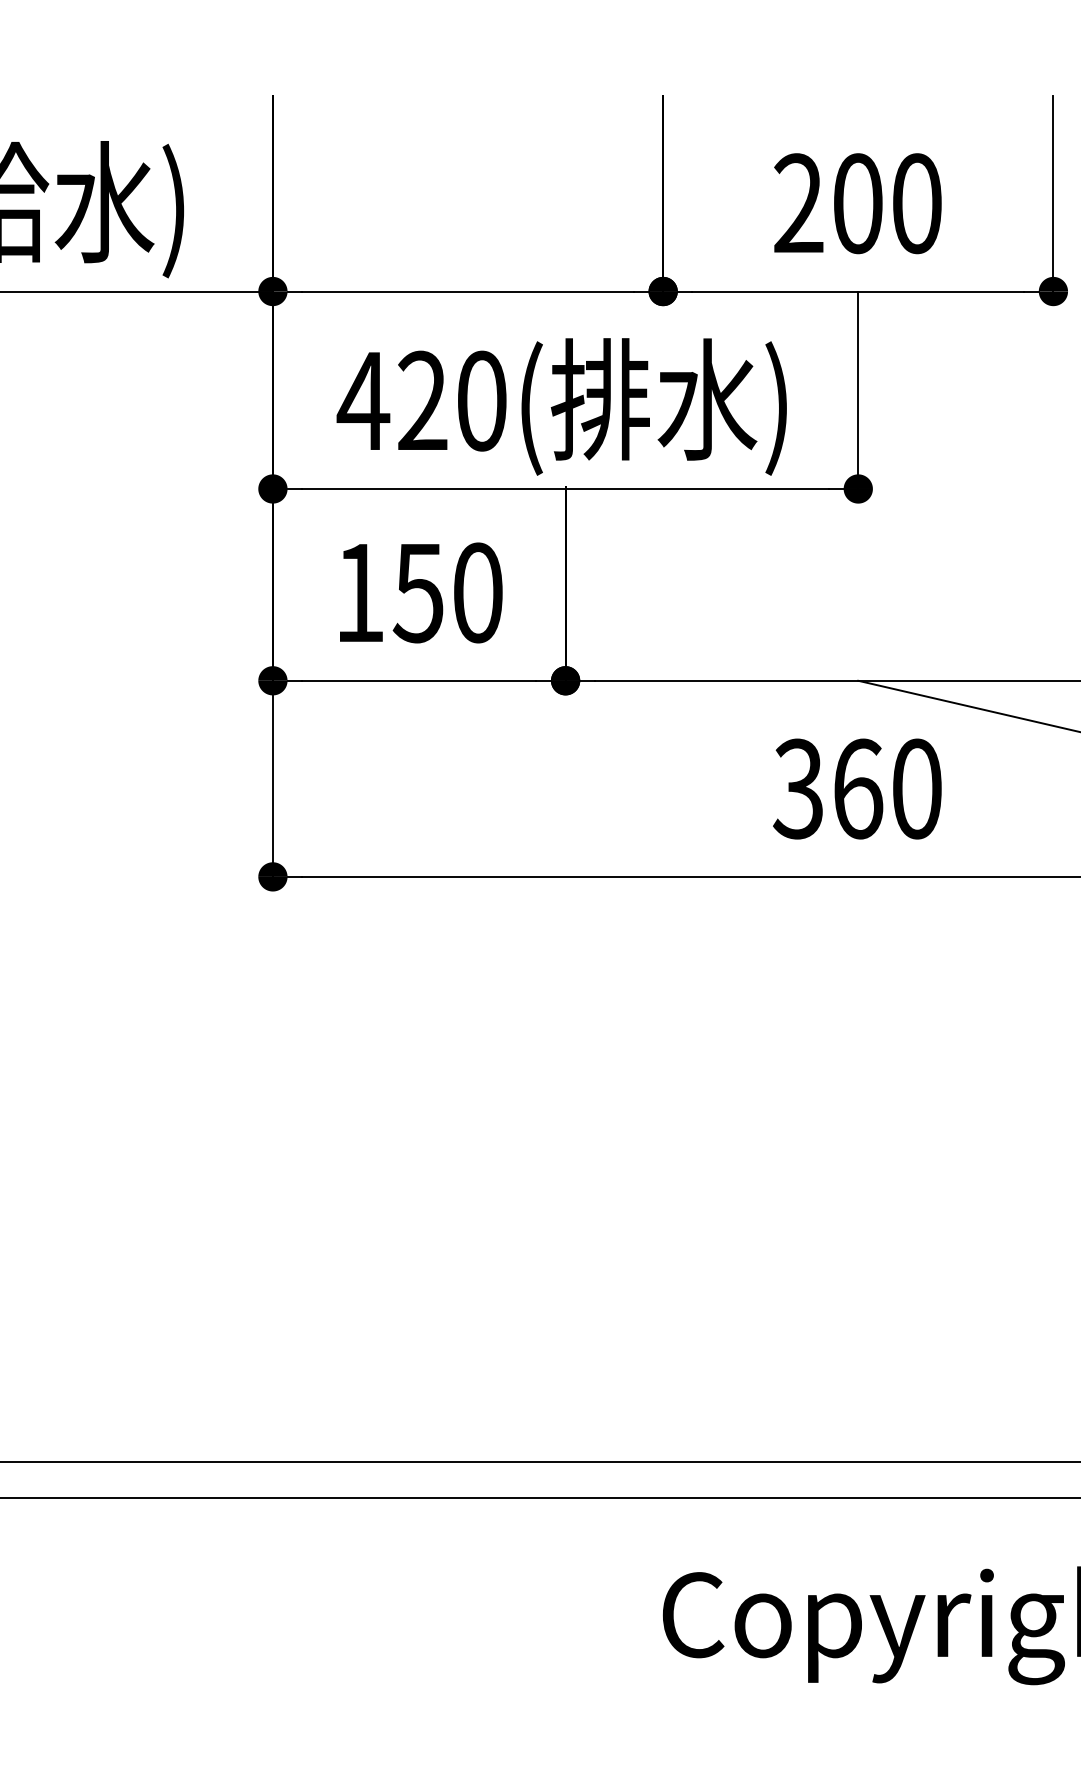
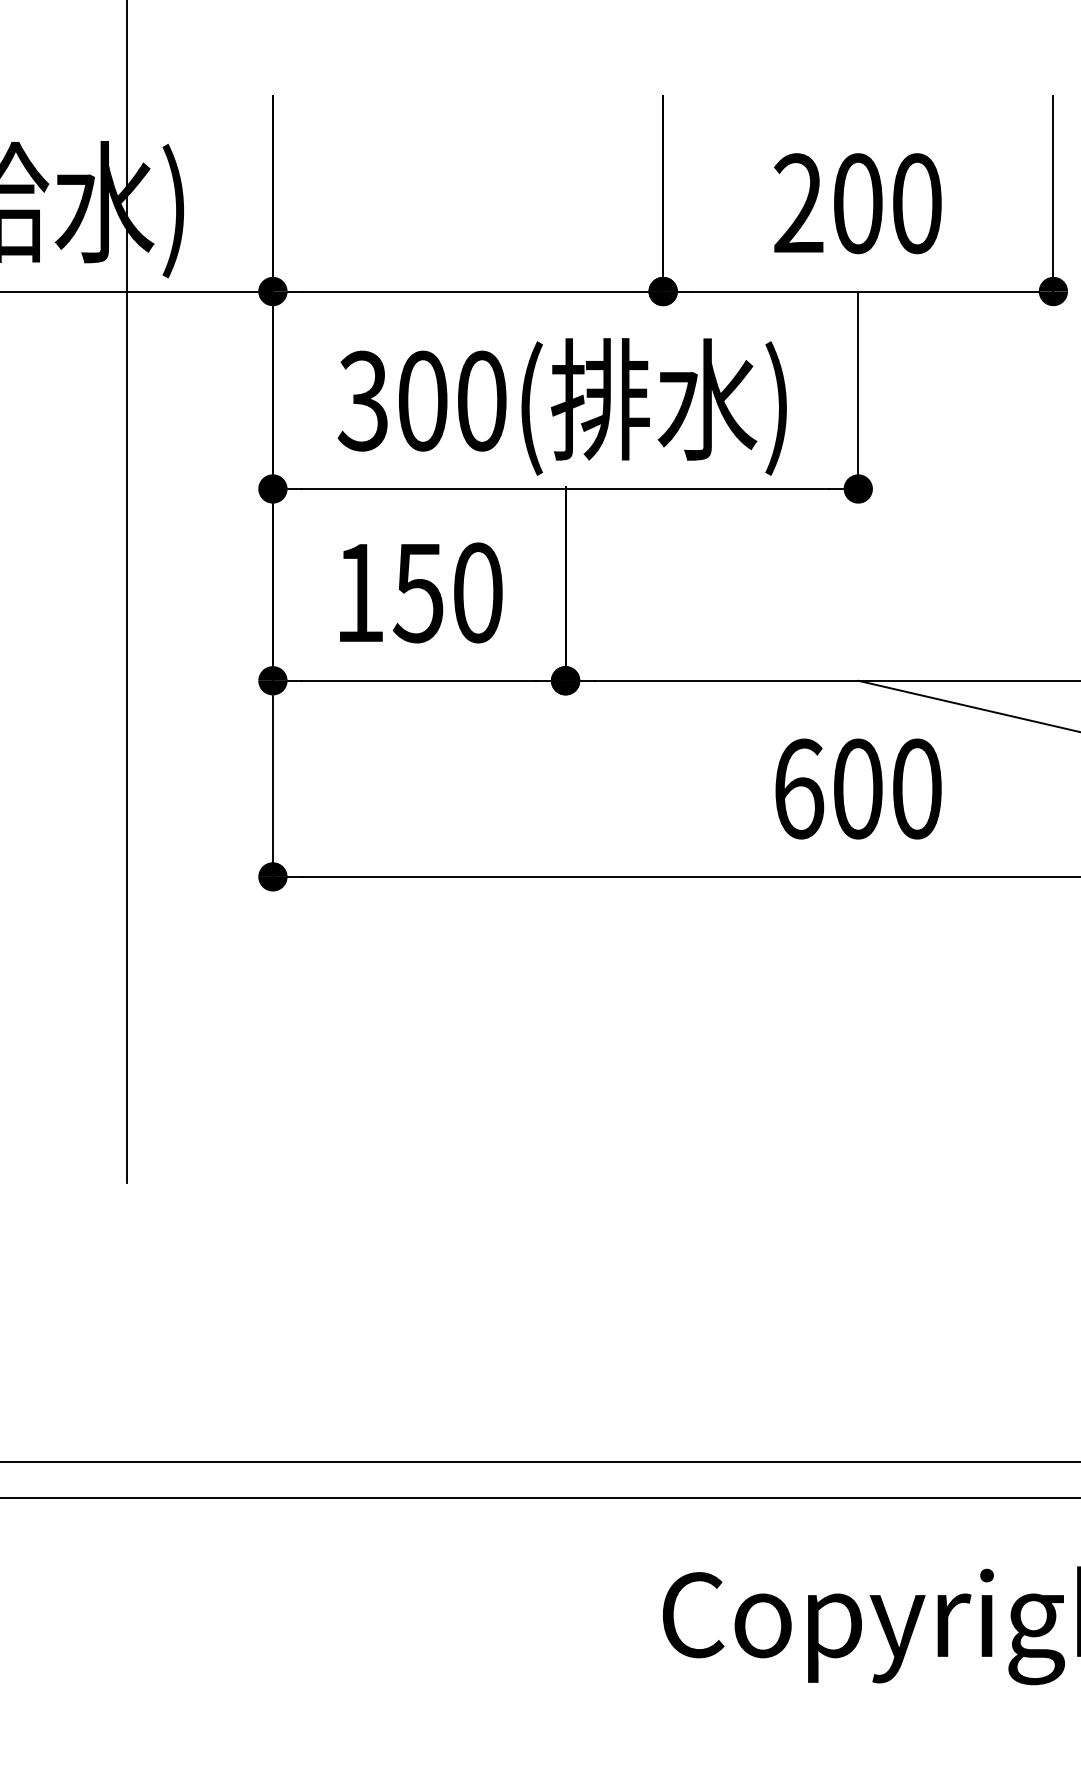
text: 420( -> 300( (391, 400)
line: none -> present (126, 592)
text: 360 -> 600 (828, 788)
